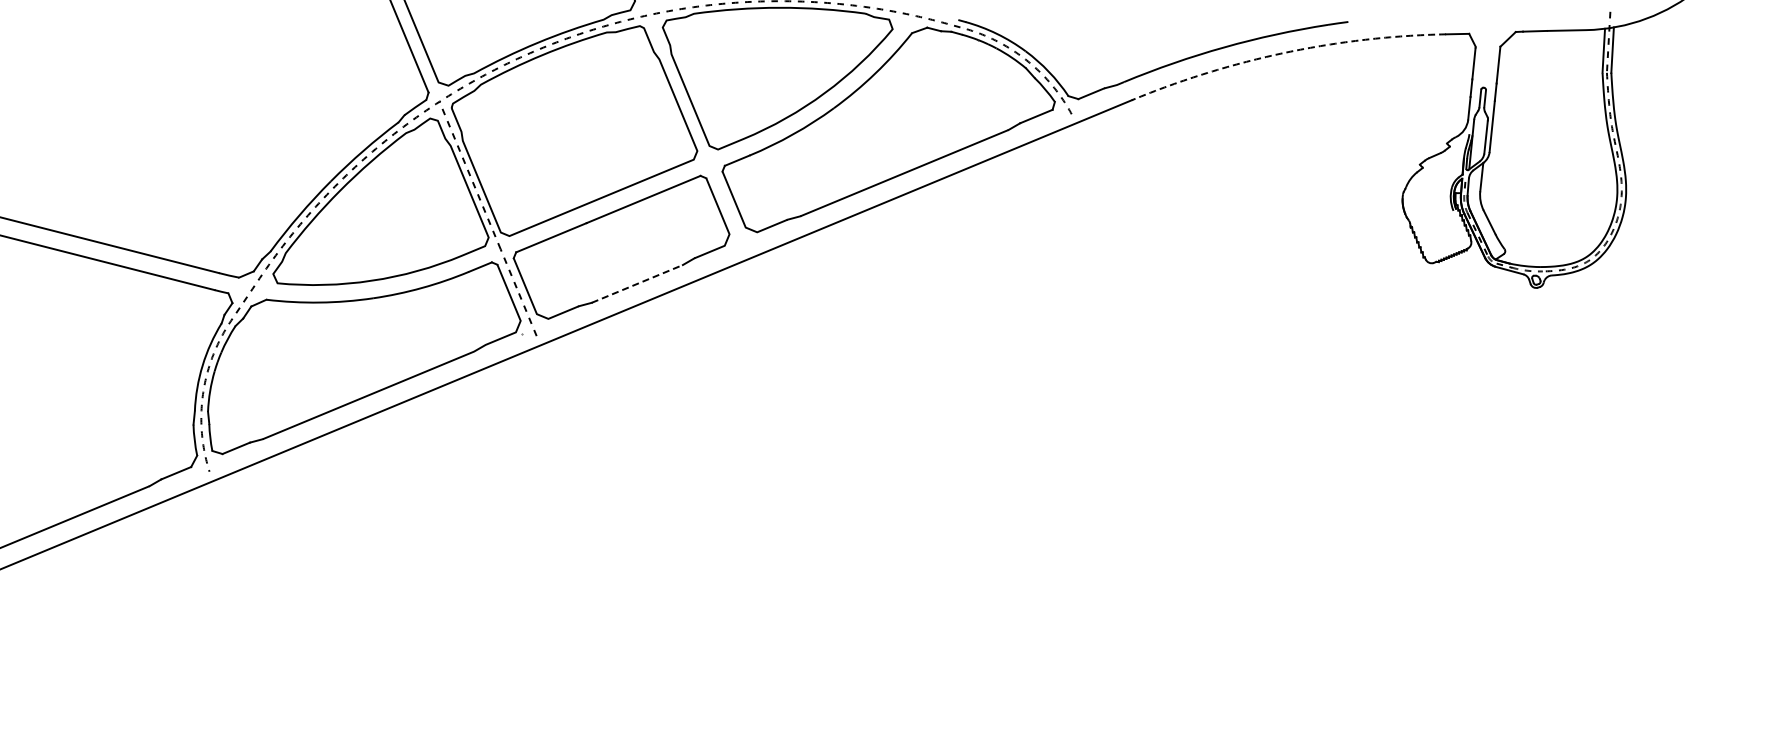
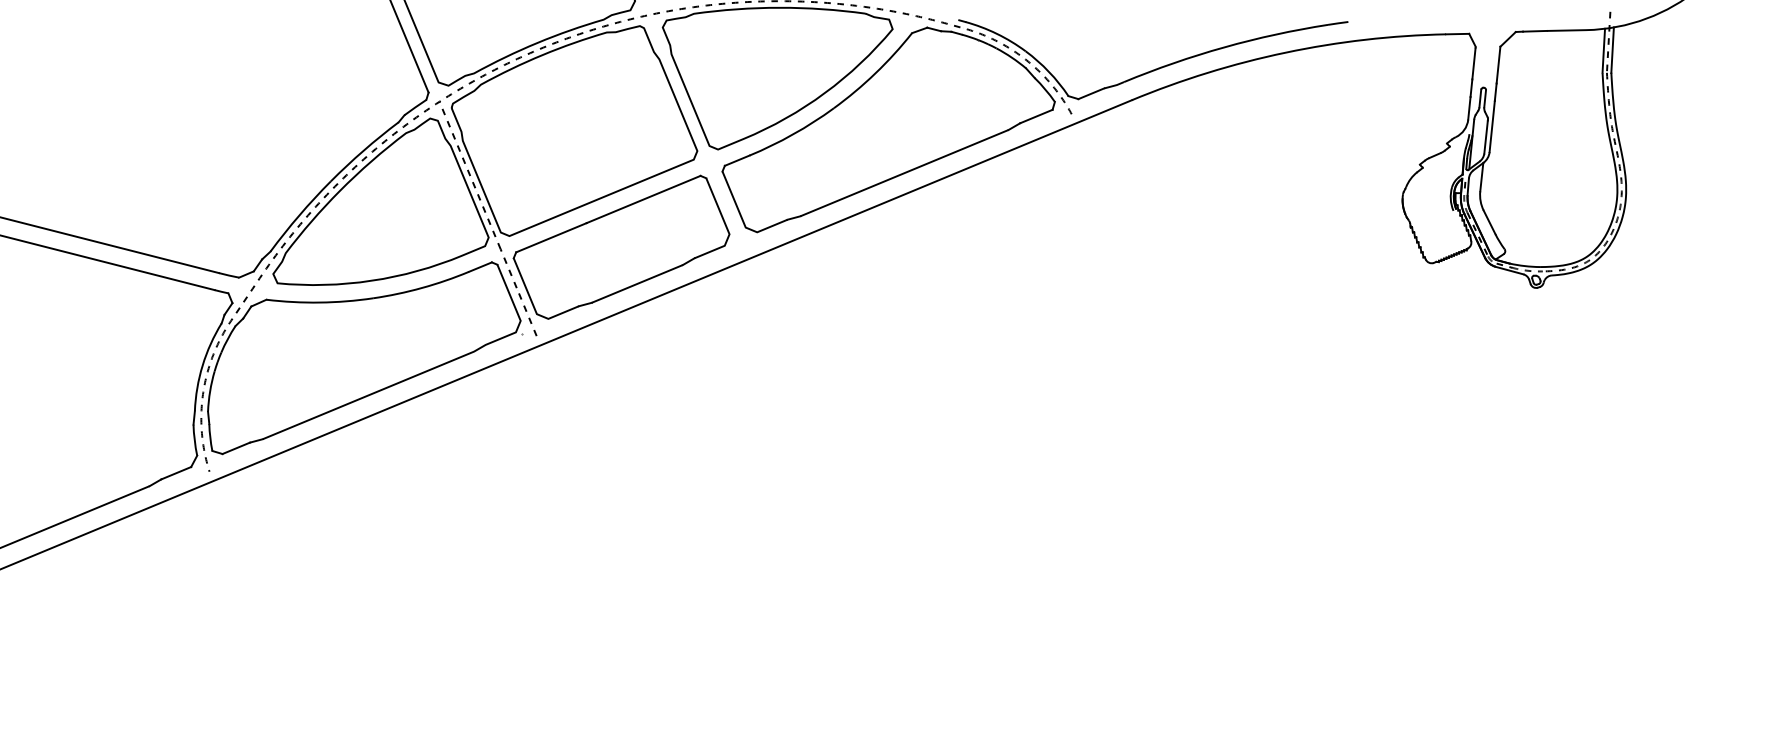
arc: dashed -> solid (1285, 52)
line: dashed -> solid (637, 283)
